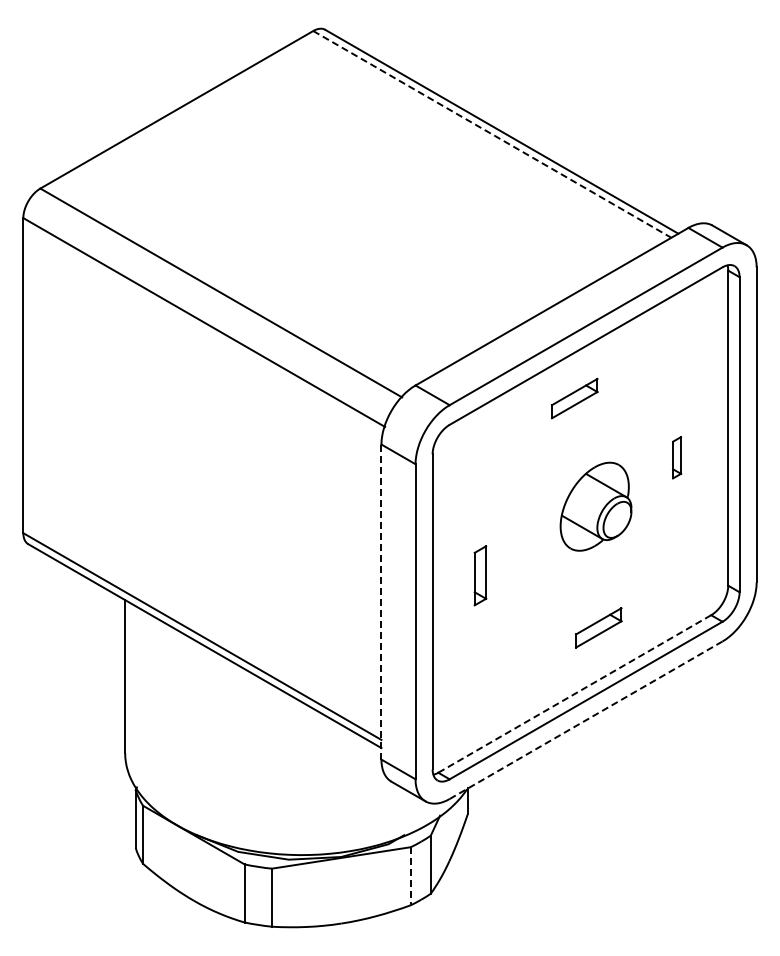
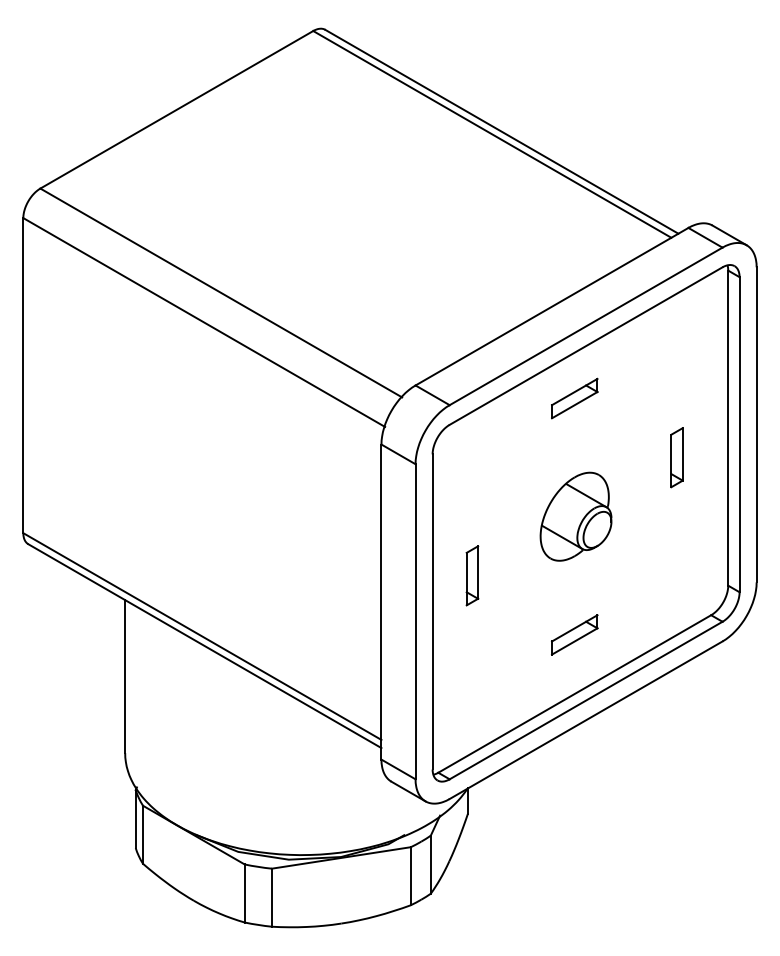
line: dashed -> solid (492, 134)
part size: 11x44 px -> 14x62 px (676, 457)
part position: (595, 506) -> (575, 516) (575, 516)
part position: (480, 575) -> (472, 575) (472, 575)
line: dashed -> solid (381, 602)
part position: (598, 627) -> (574, 634) (574, 634)
line: dashed -> solid (574, 693)
line: dashed -> solid (586, 720)
line: dashed -> solid (410, 876)
